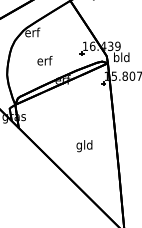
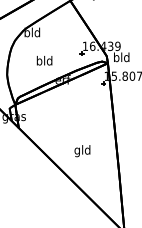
text: erf -> bld (32, 32)
text: erf -> bld (44, 60)
text position: (84, 146) -> (82, 151) (82, 151)
